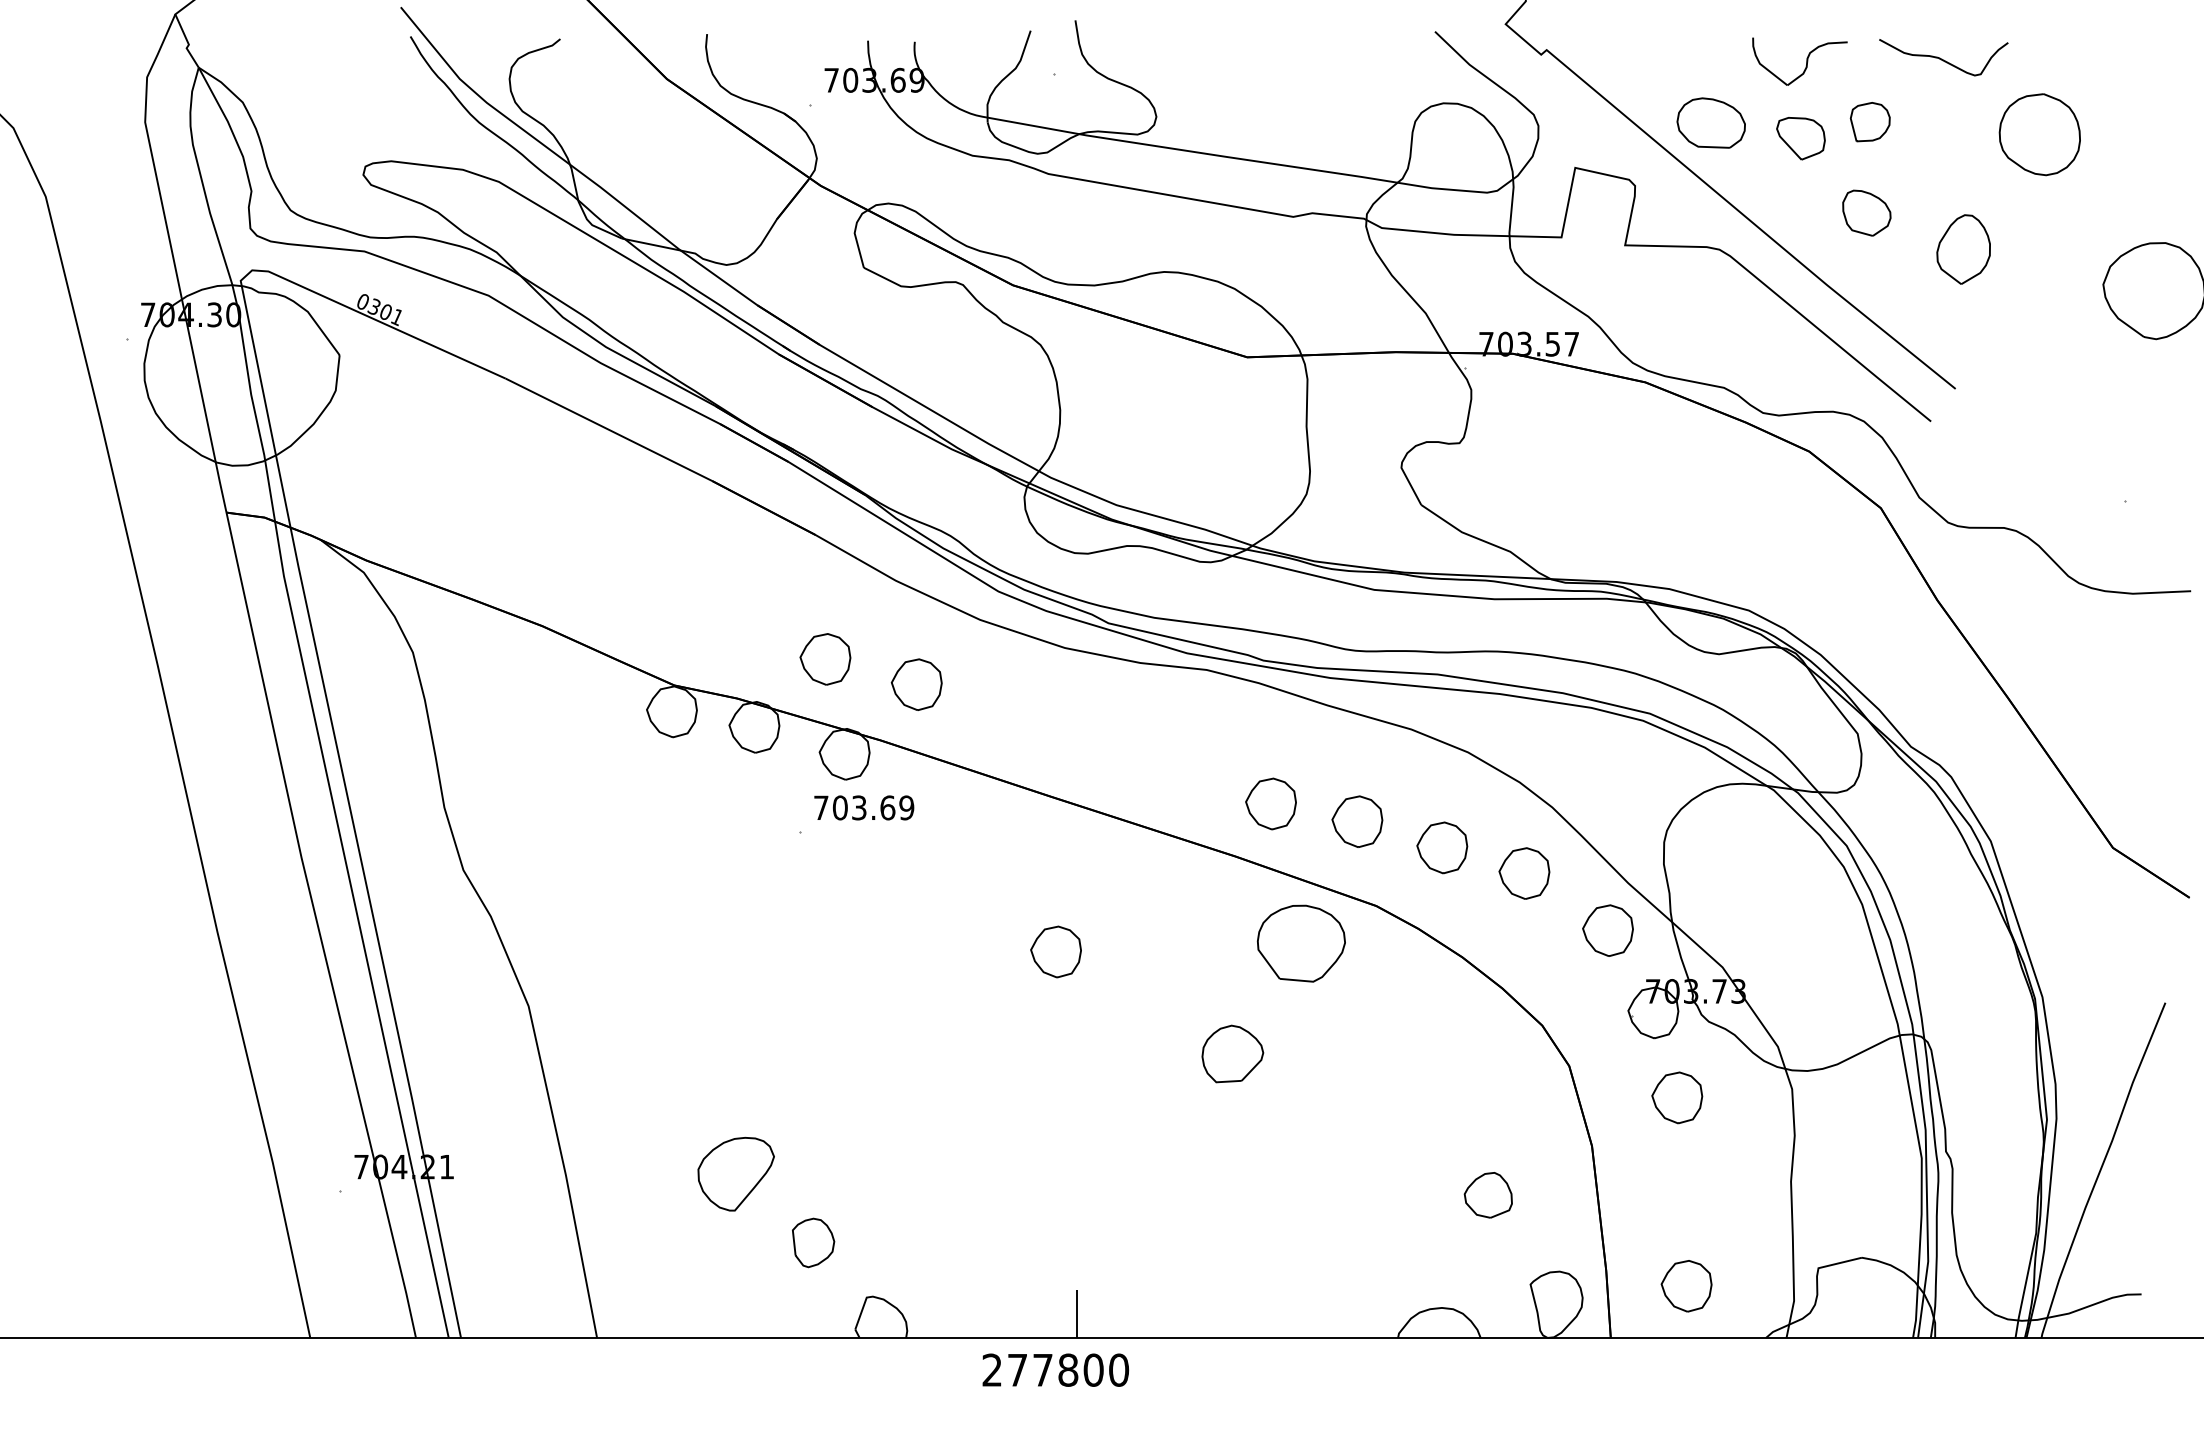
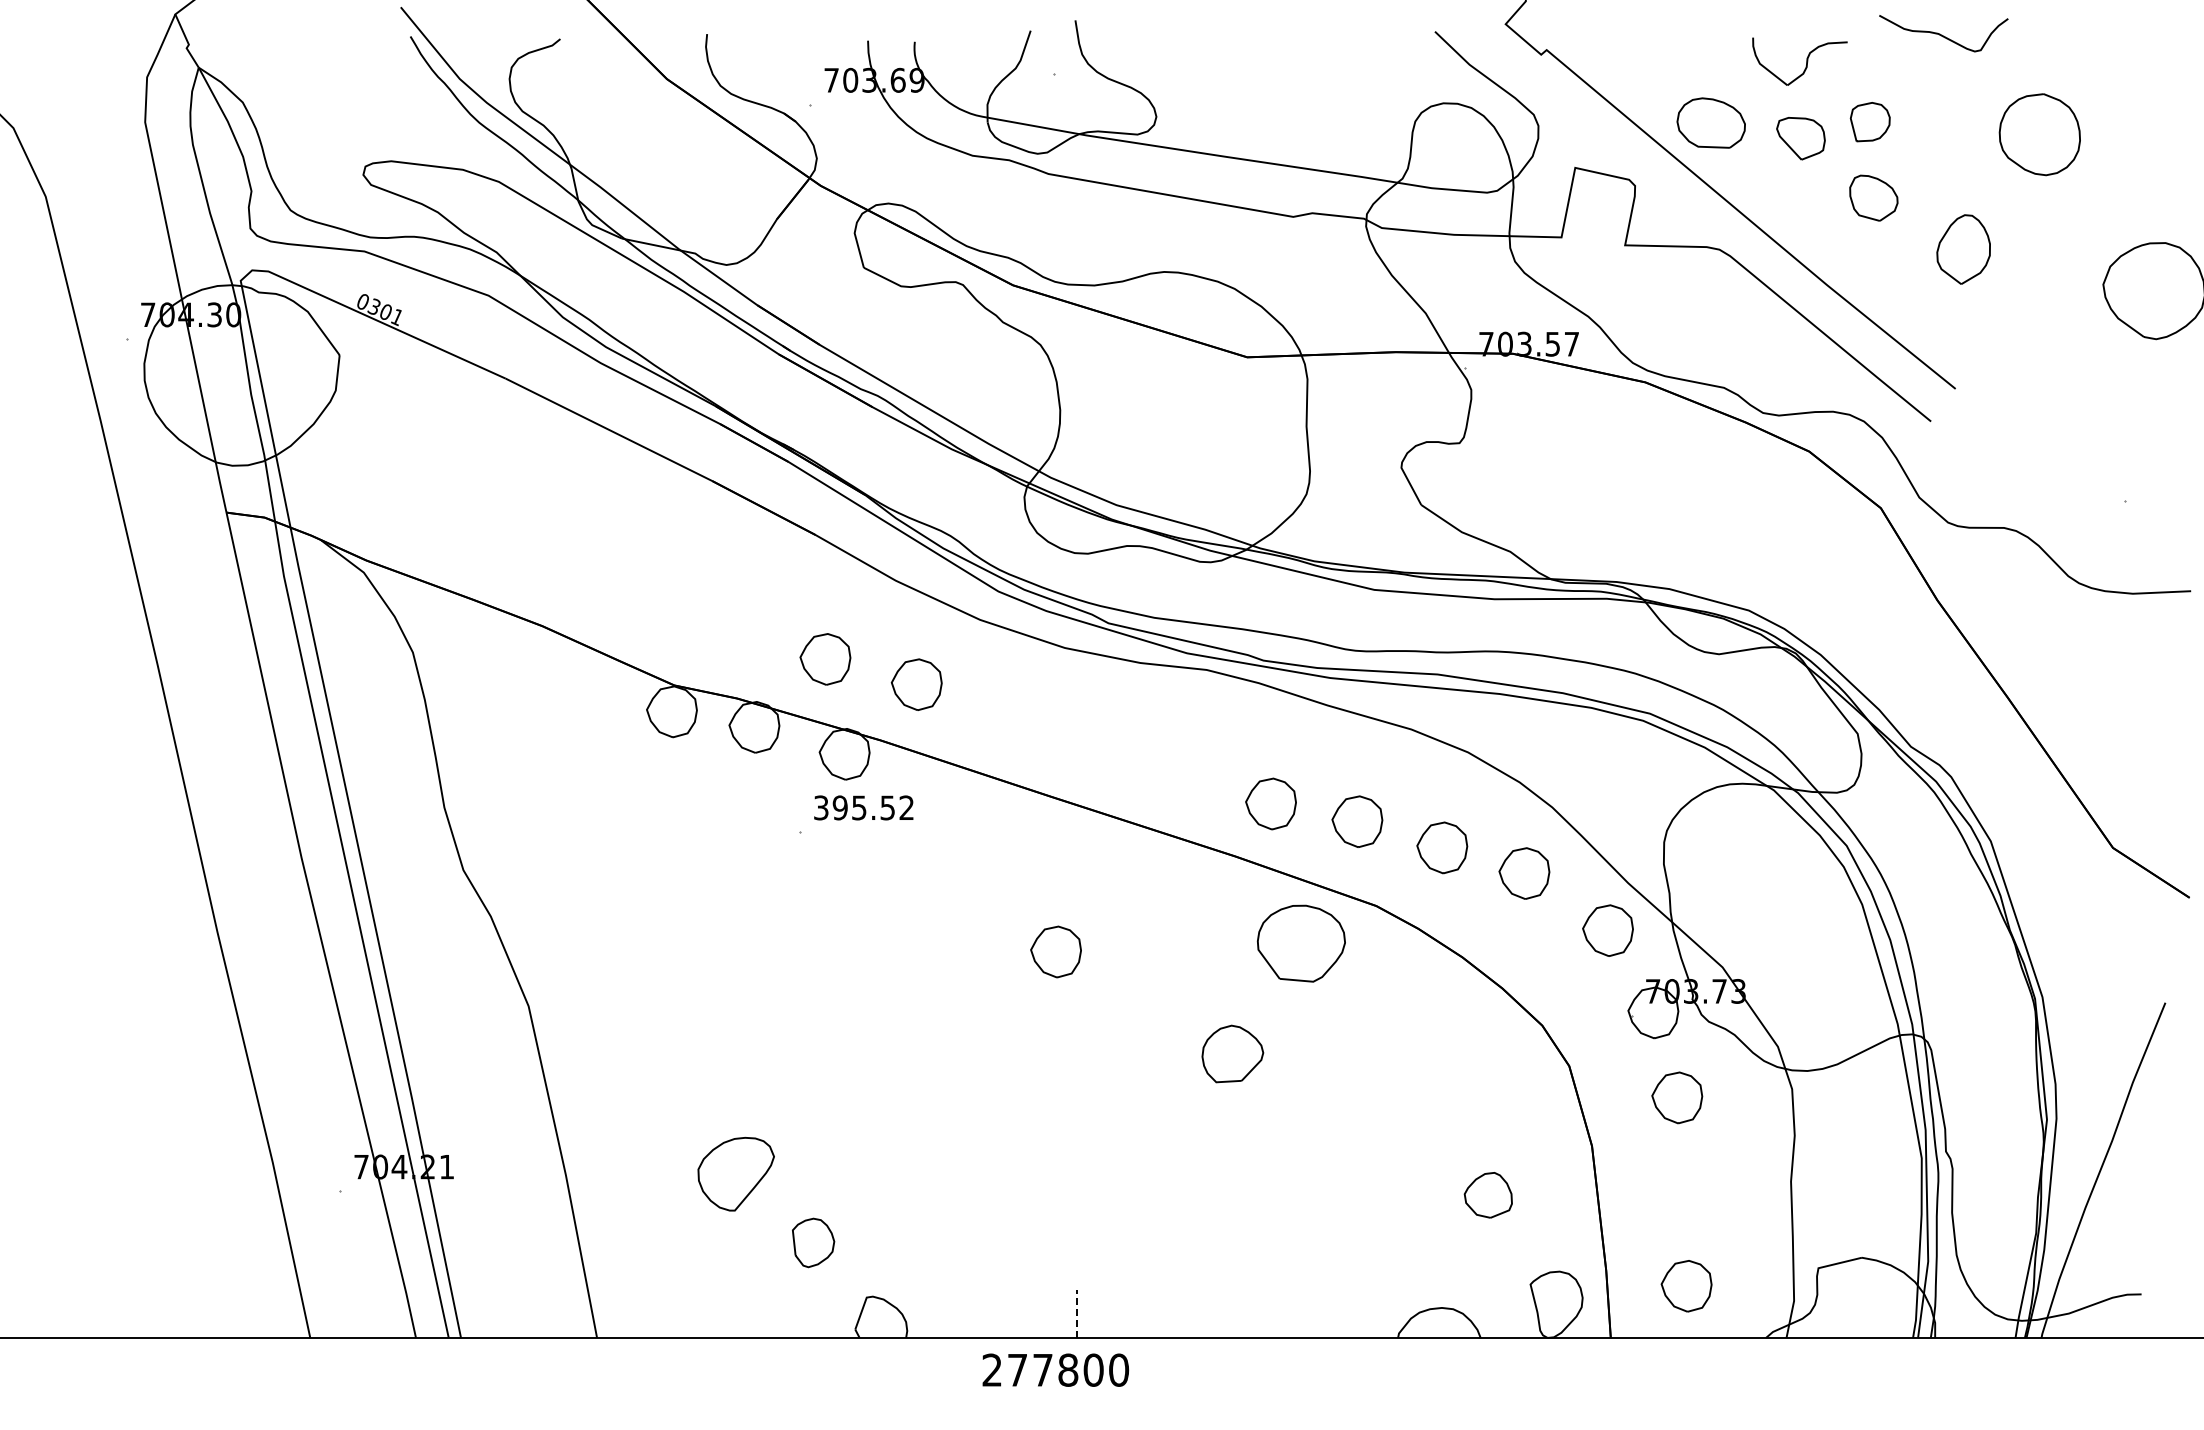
curve position: (1943, 59) -> (1943, 35) (1943, 35)
part position: (1866, 212) -> (1873, 197) (1873, 197)
text: 703.69 -> 395.52 (864, 807)
line: solid -> dashed (1076, 1313)
